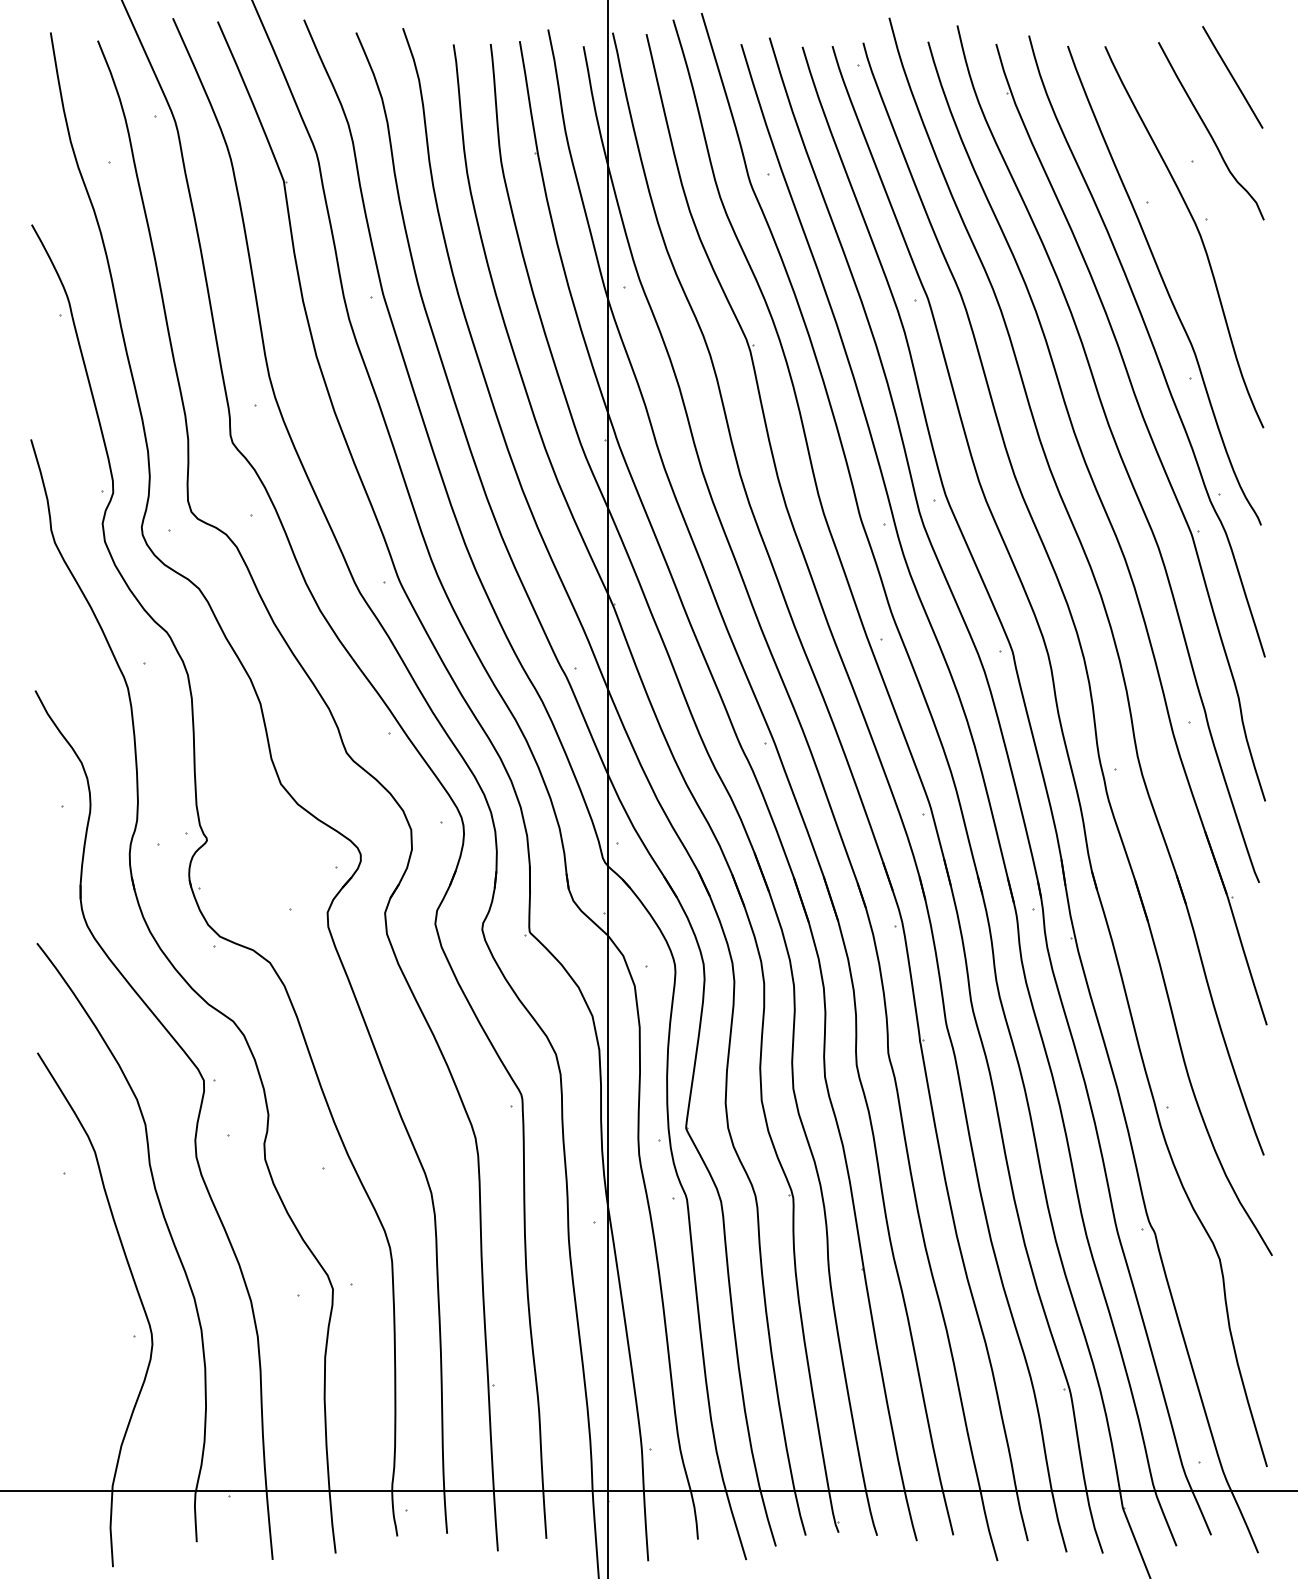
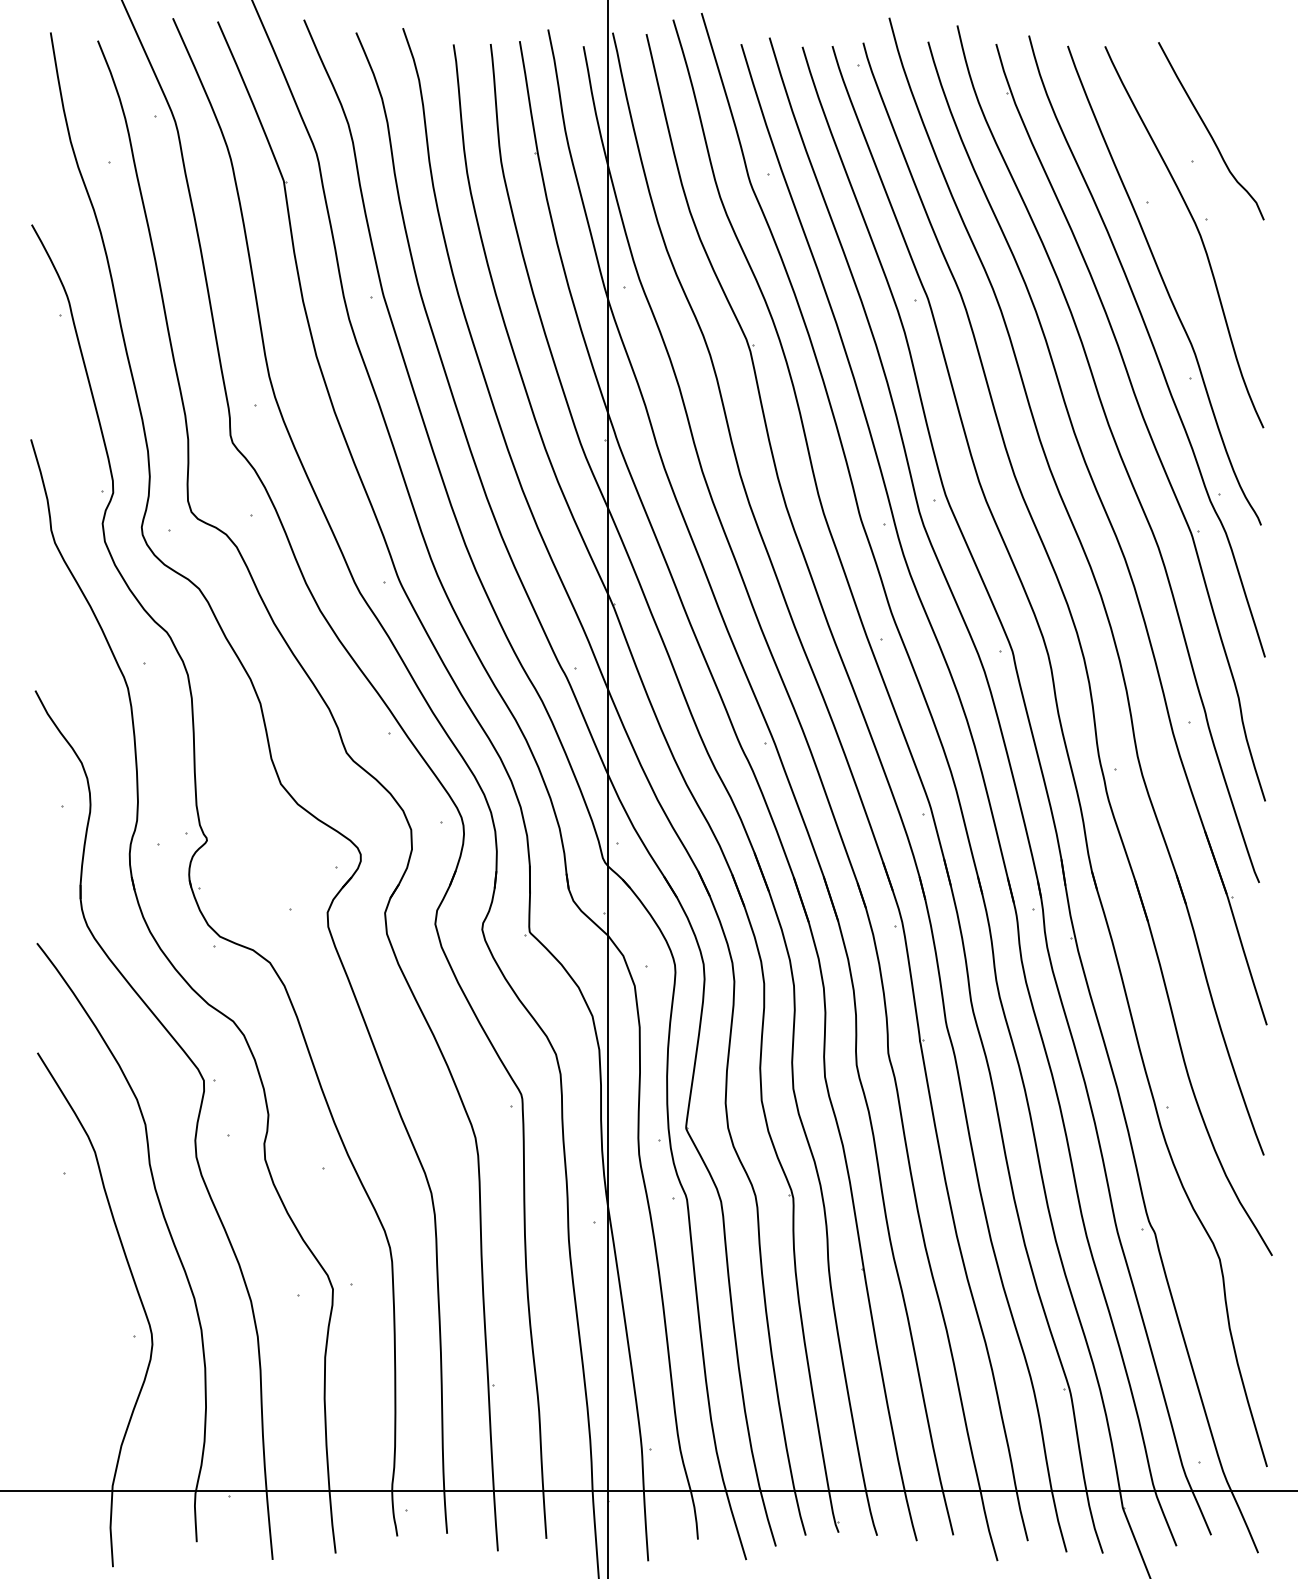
line: present -> none (1232, 77)
